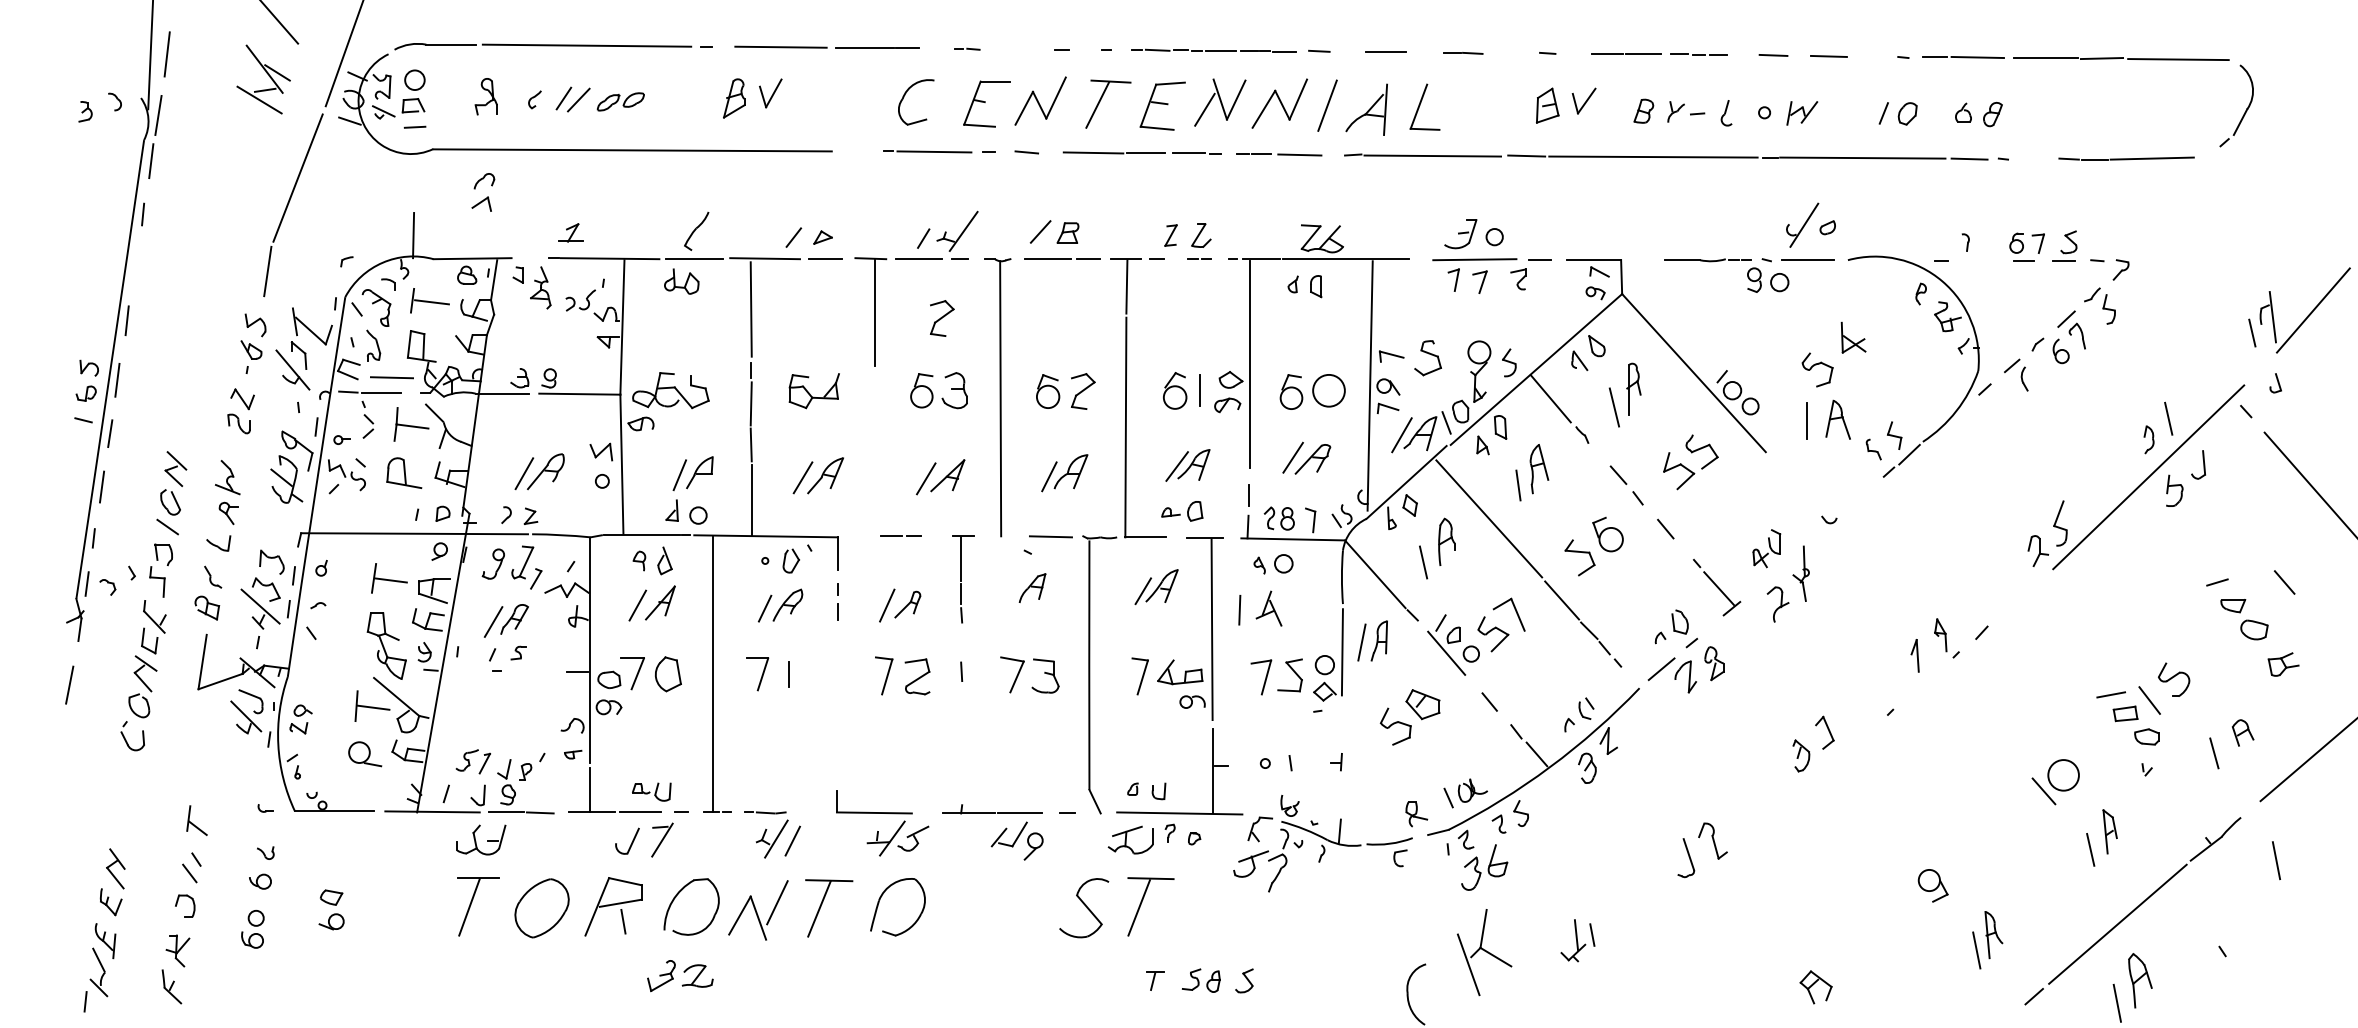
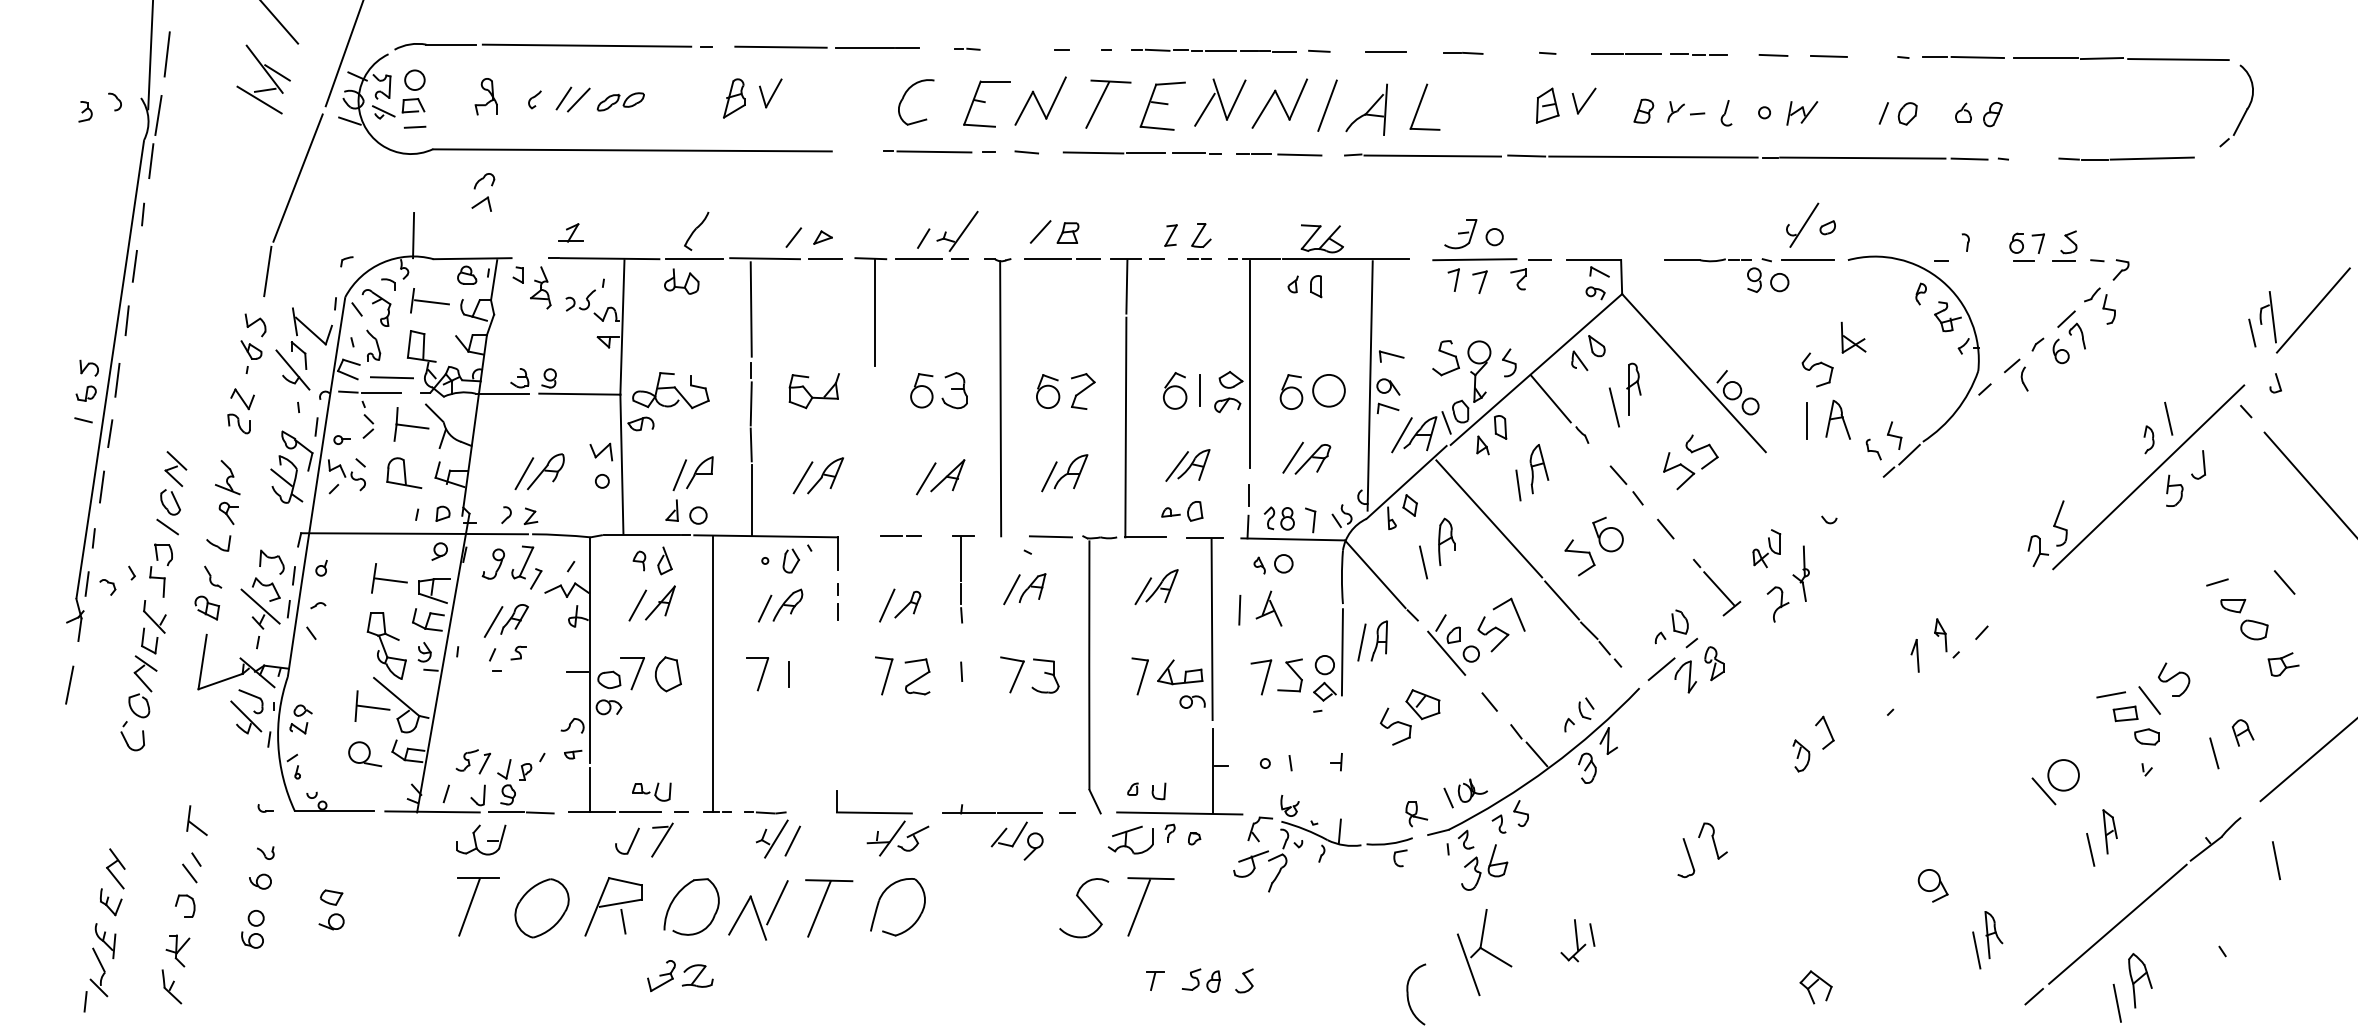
line: none -> present (134, 265)
part: present -> none (942, 318)
part position: (1427, 358) -> (1445, 358) (1445, 358)
line: none -> present (1011, 589)
